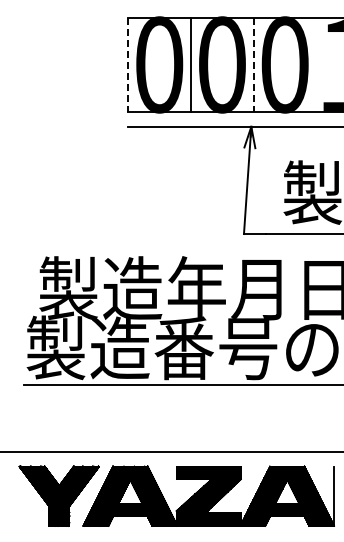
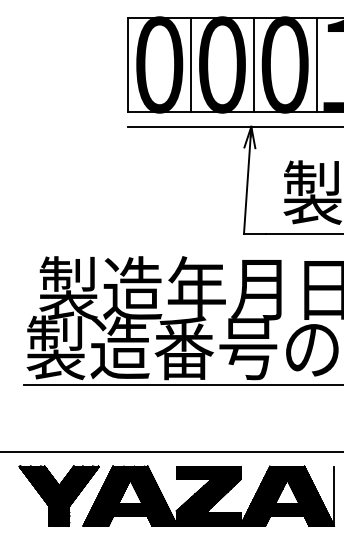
line: none -> present (316, 64)
line: dashed -> solid (128, 65)
line: dashed -> solid (253, 65)
